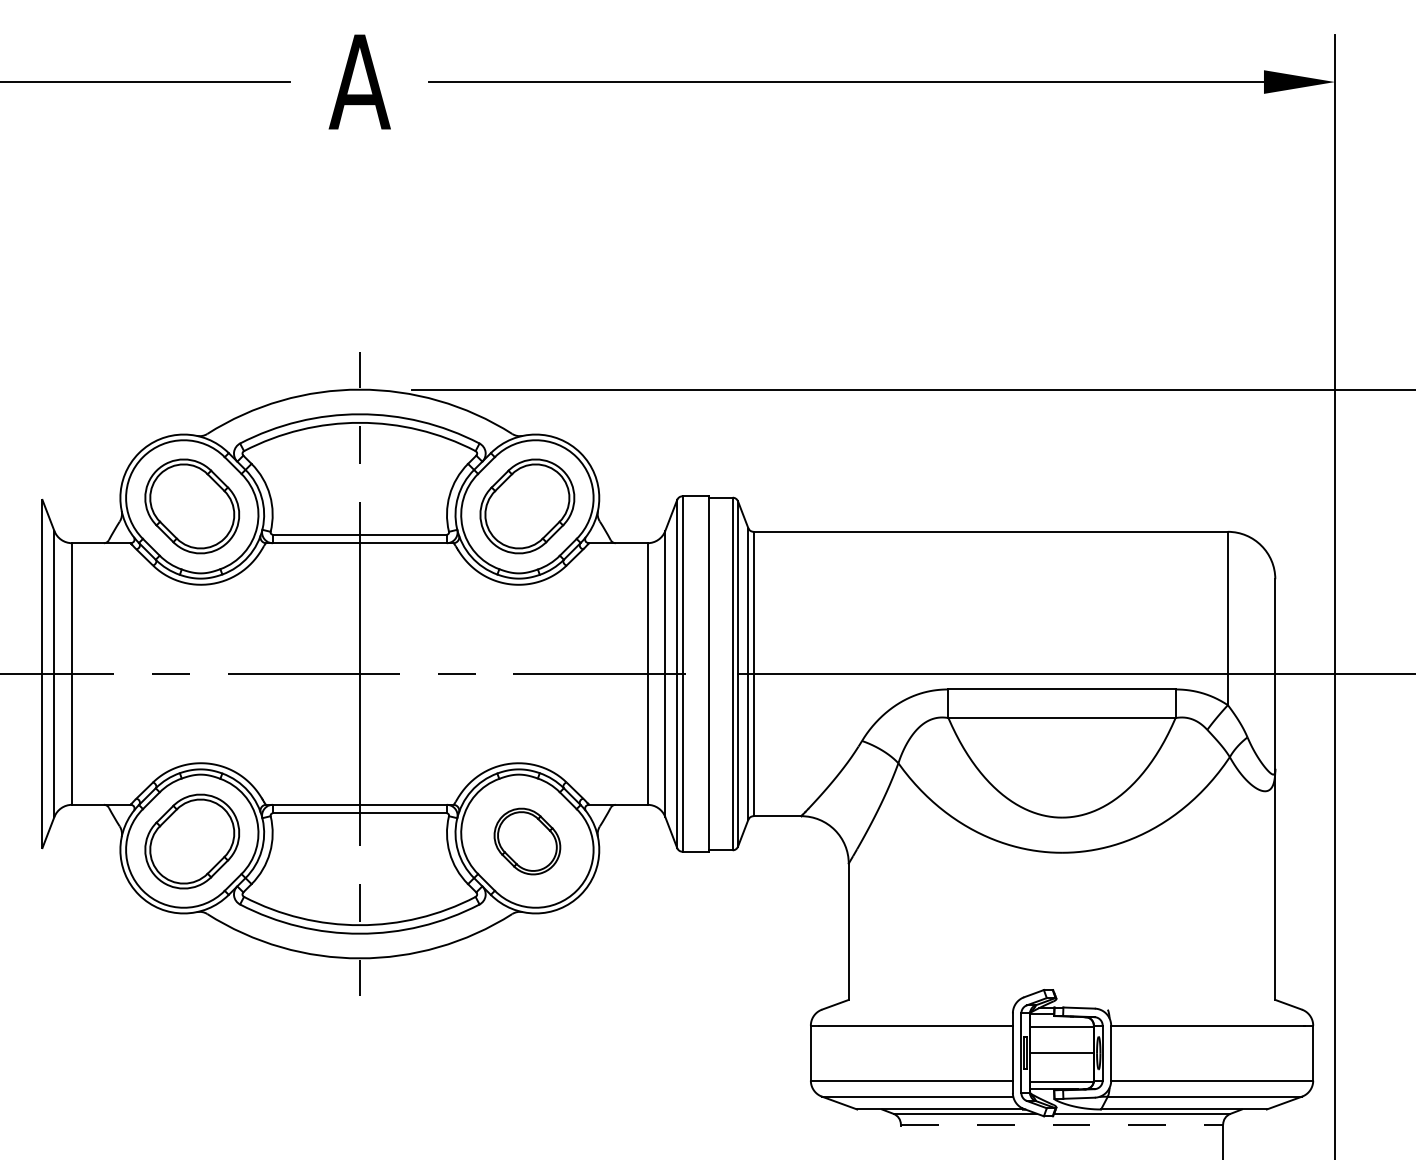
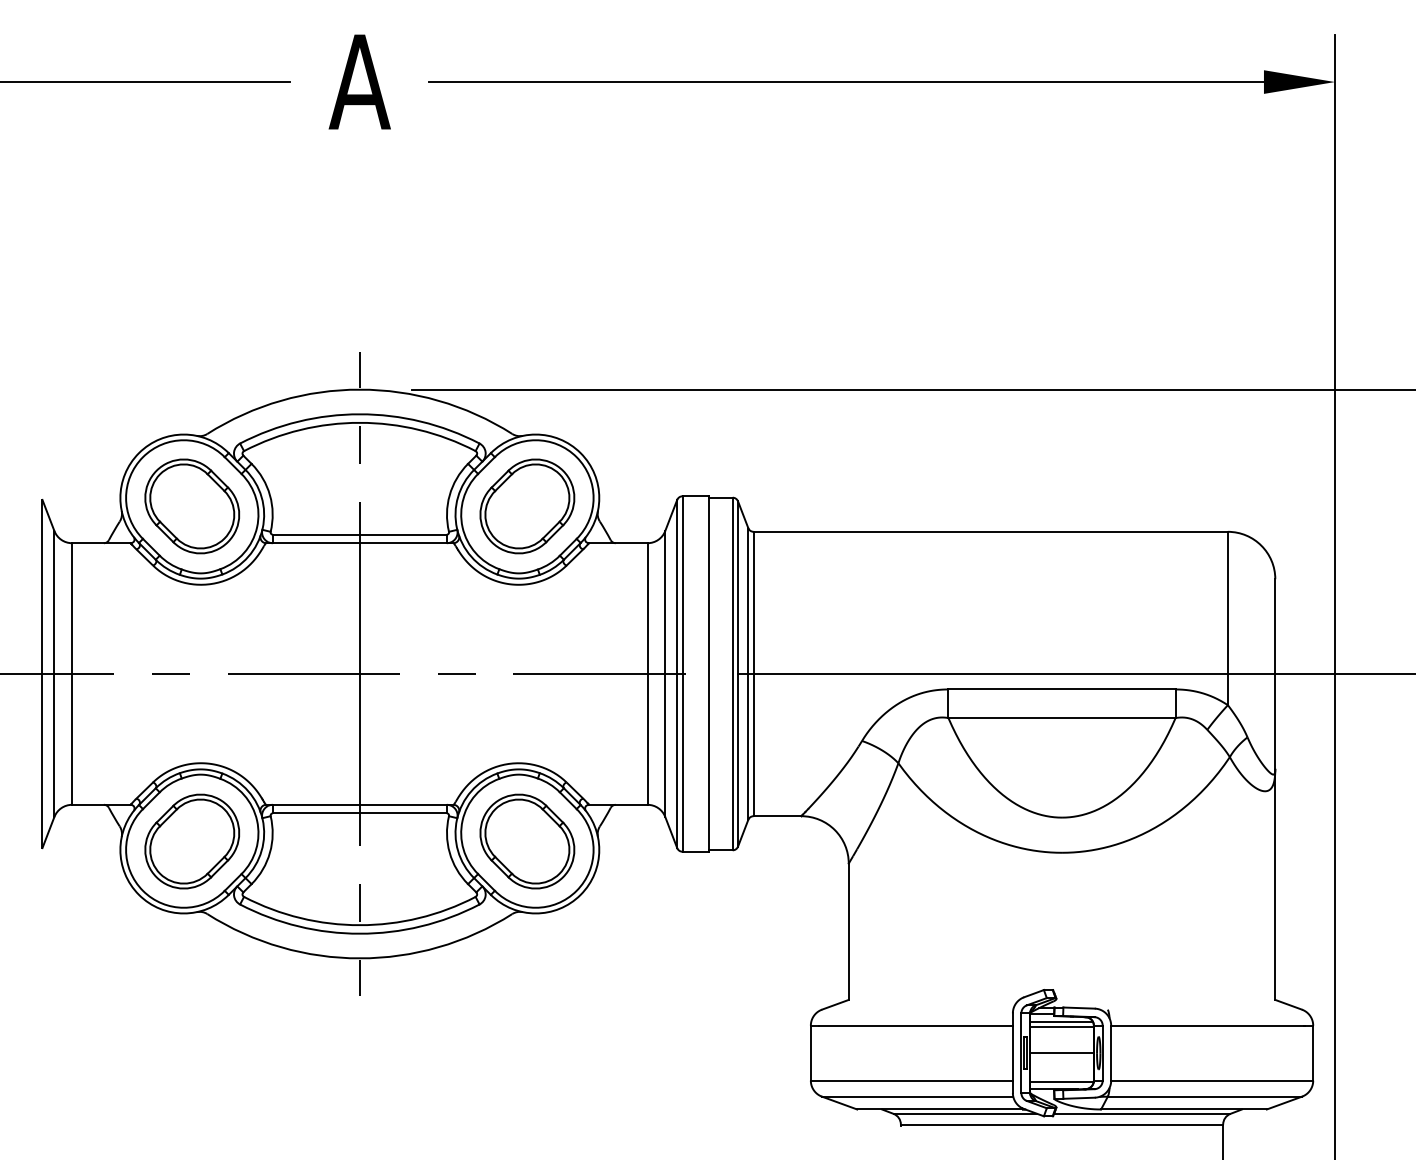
part size: 69x69 px -> 97x97 px (527, 841)
line: none -> present (1061, 1021)
line: dashed -> solid (1062, 1124)
